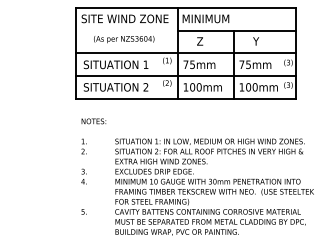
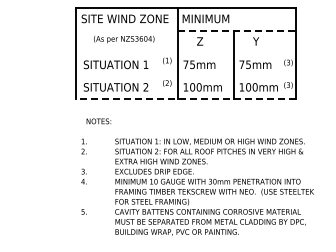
line: solid -> dashed (237, 30)
line: present -> none (186, 53)
line: present -> none (186, 75)
line: solid -> dashed (186, 98)
text position: (93, 121) -> (98, 121) (98, 121)
